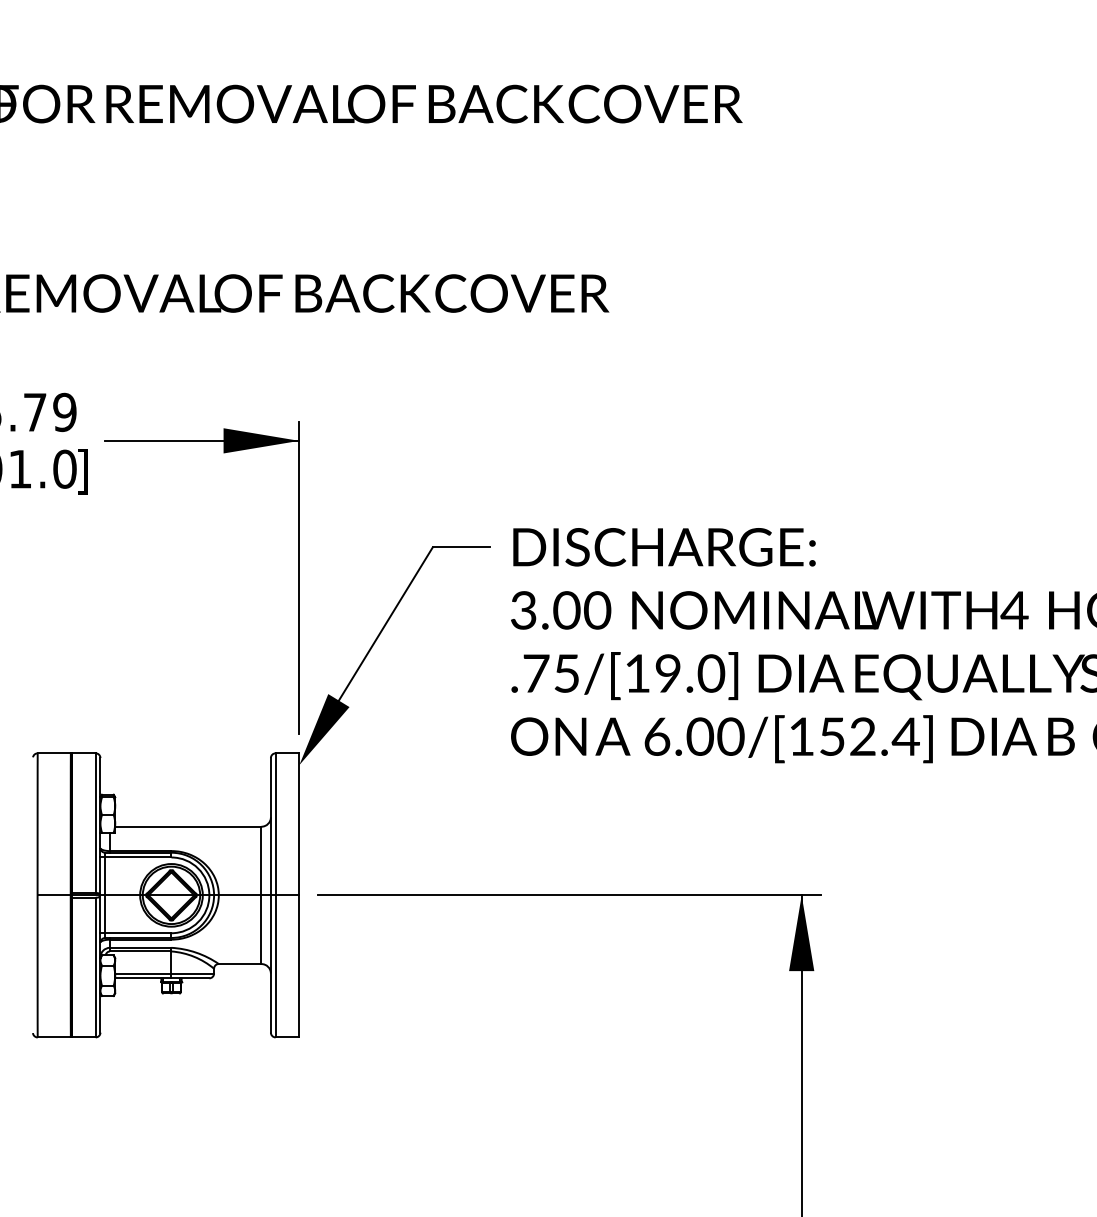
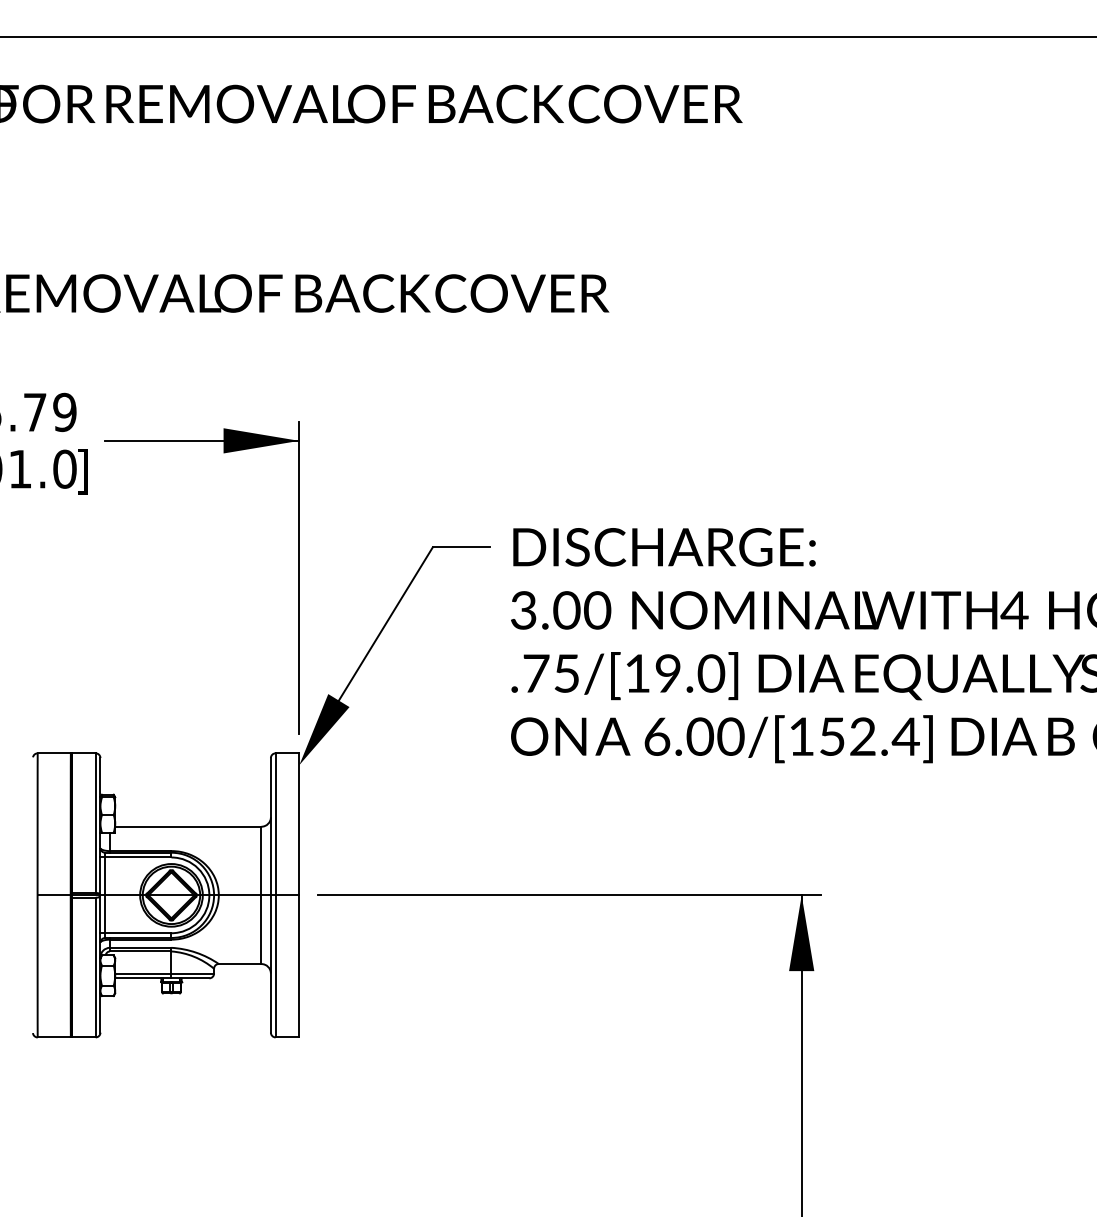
line: none -> present (547, 36)
